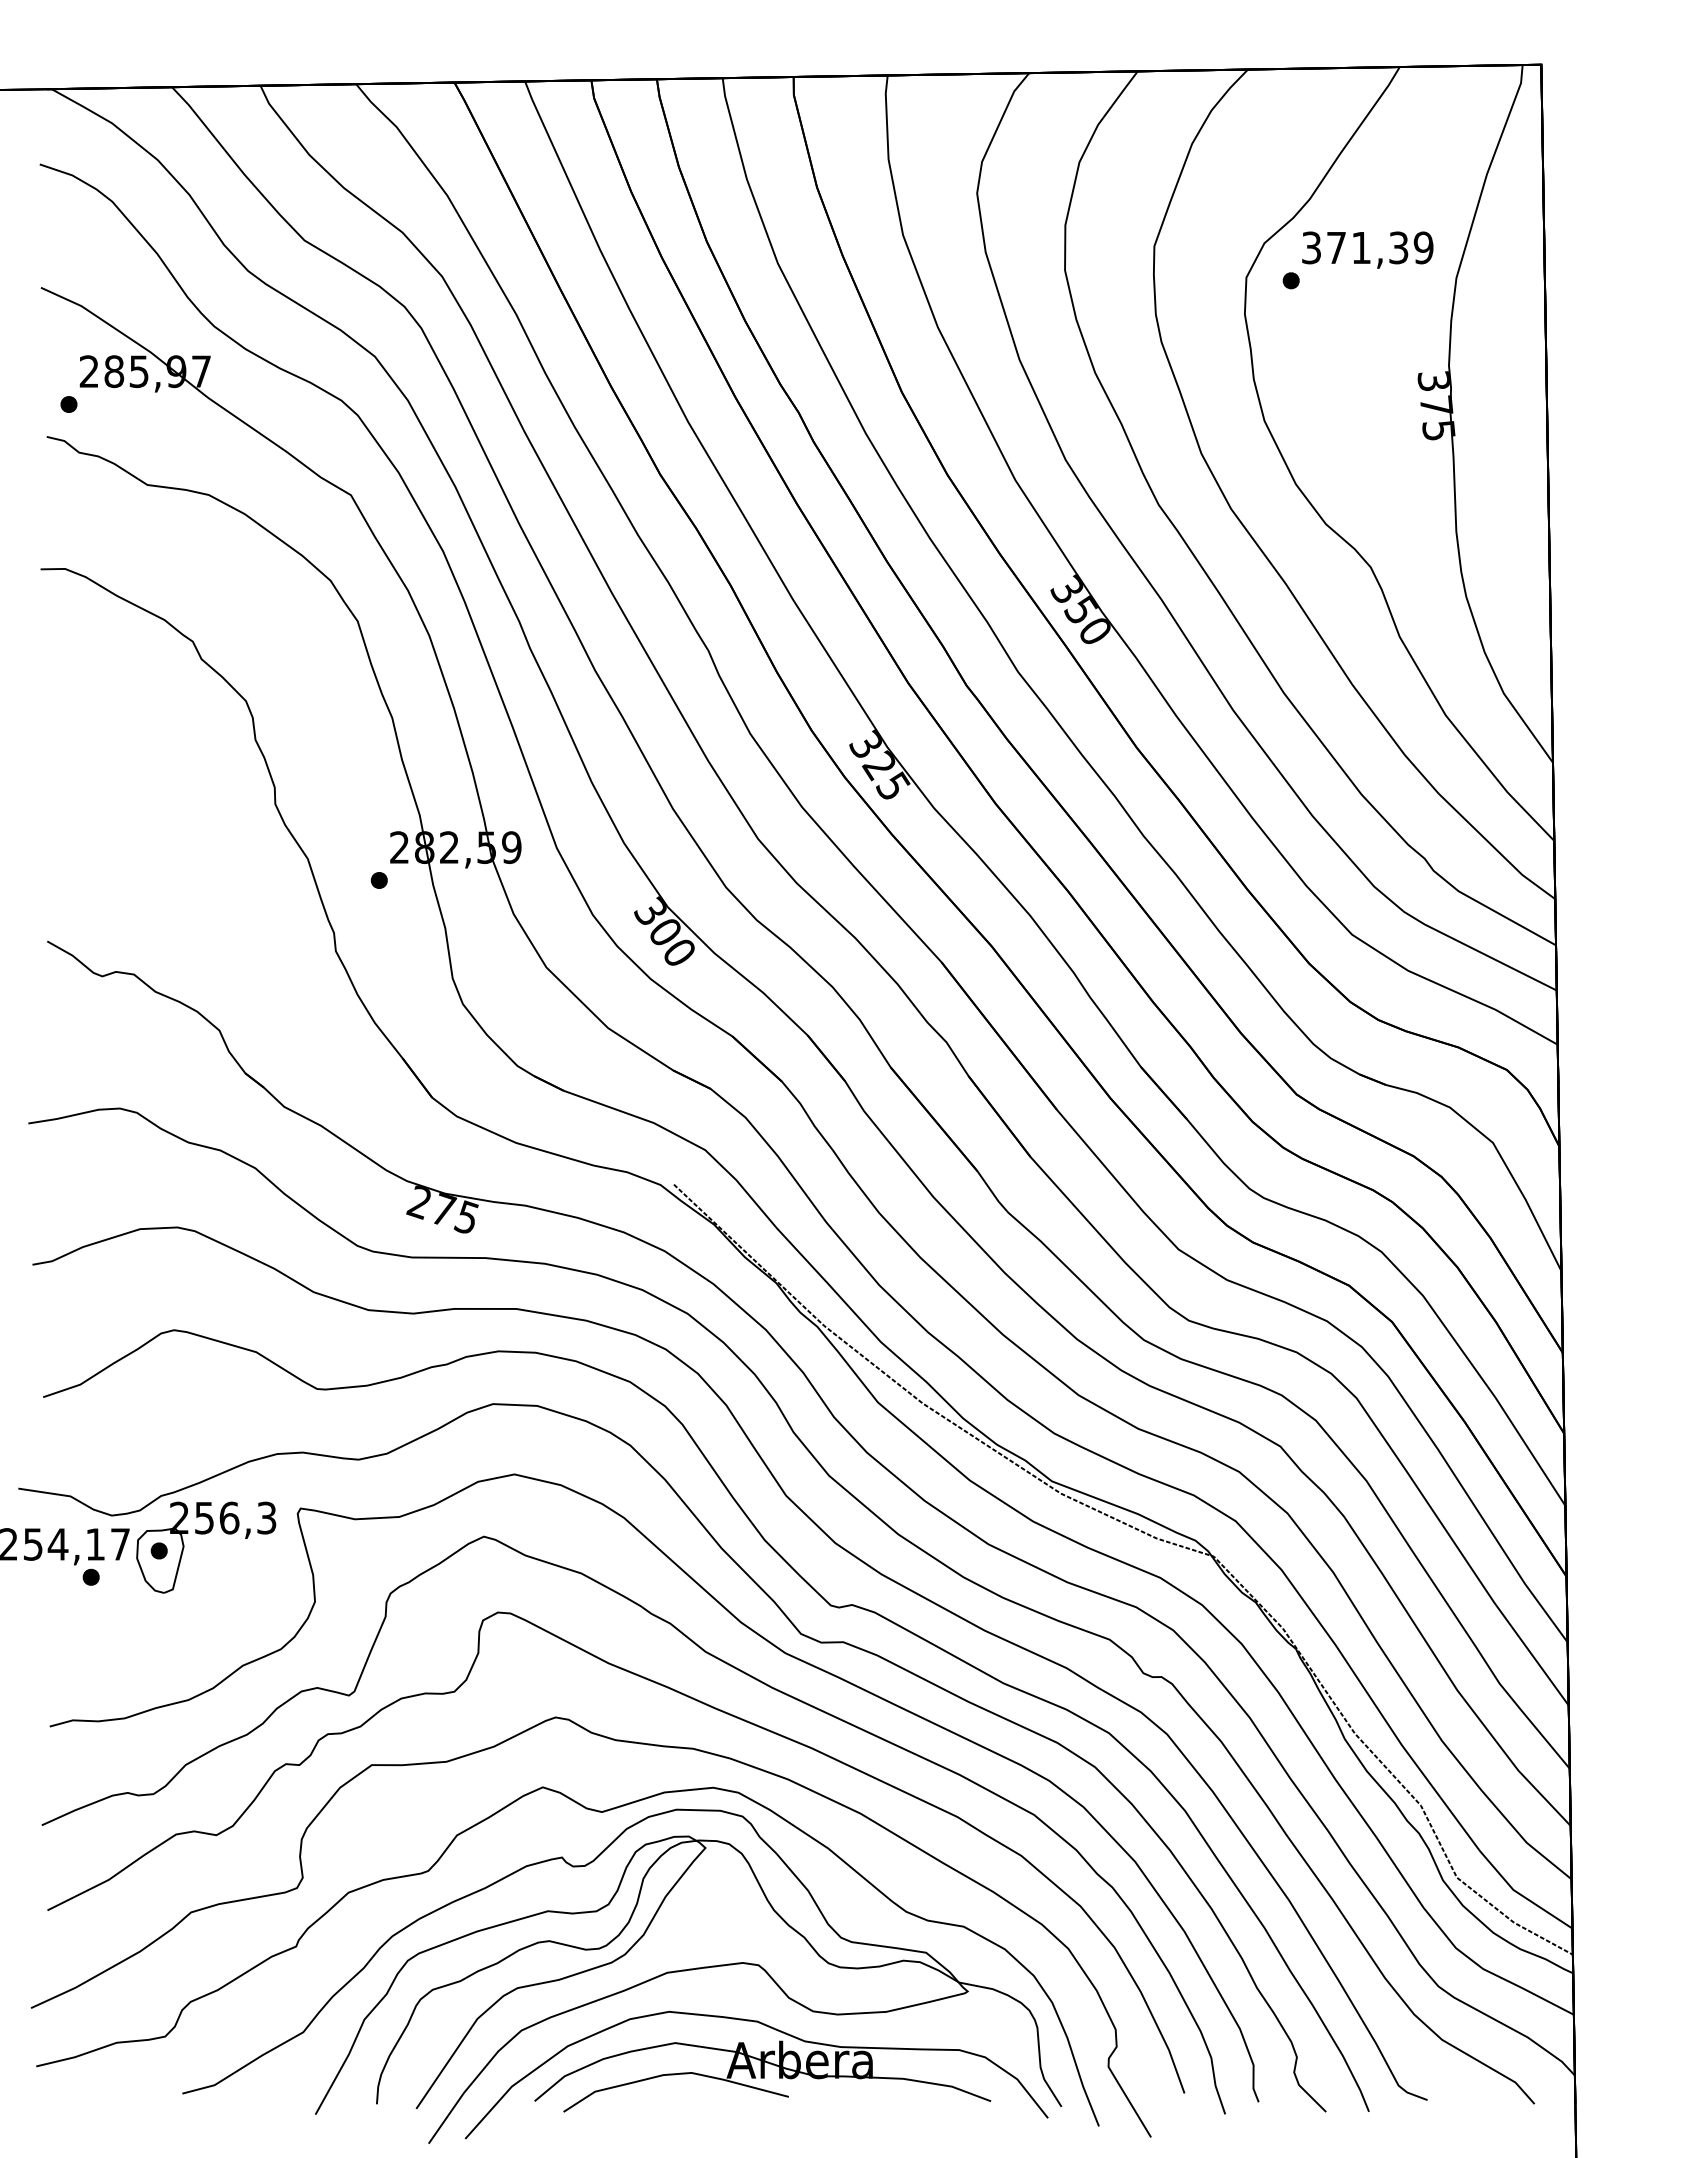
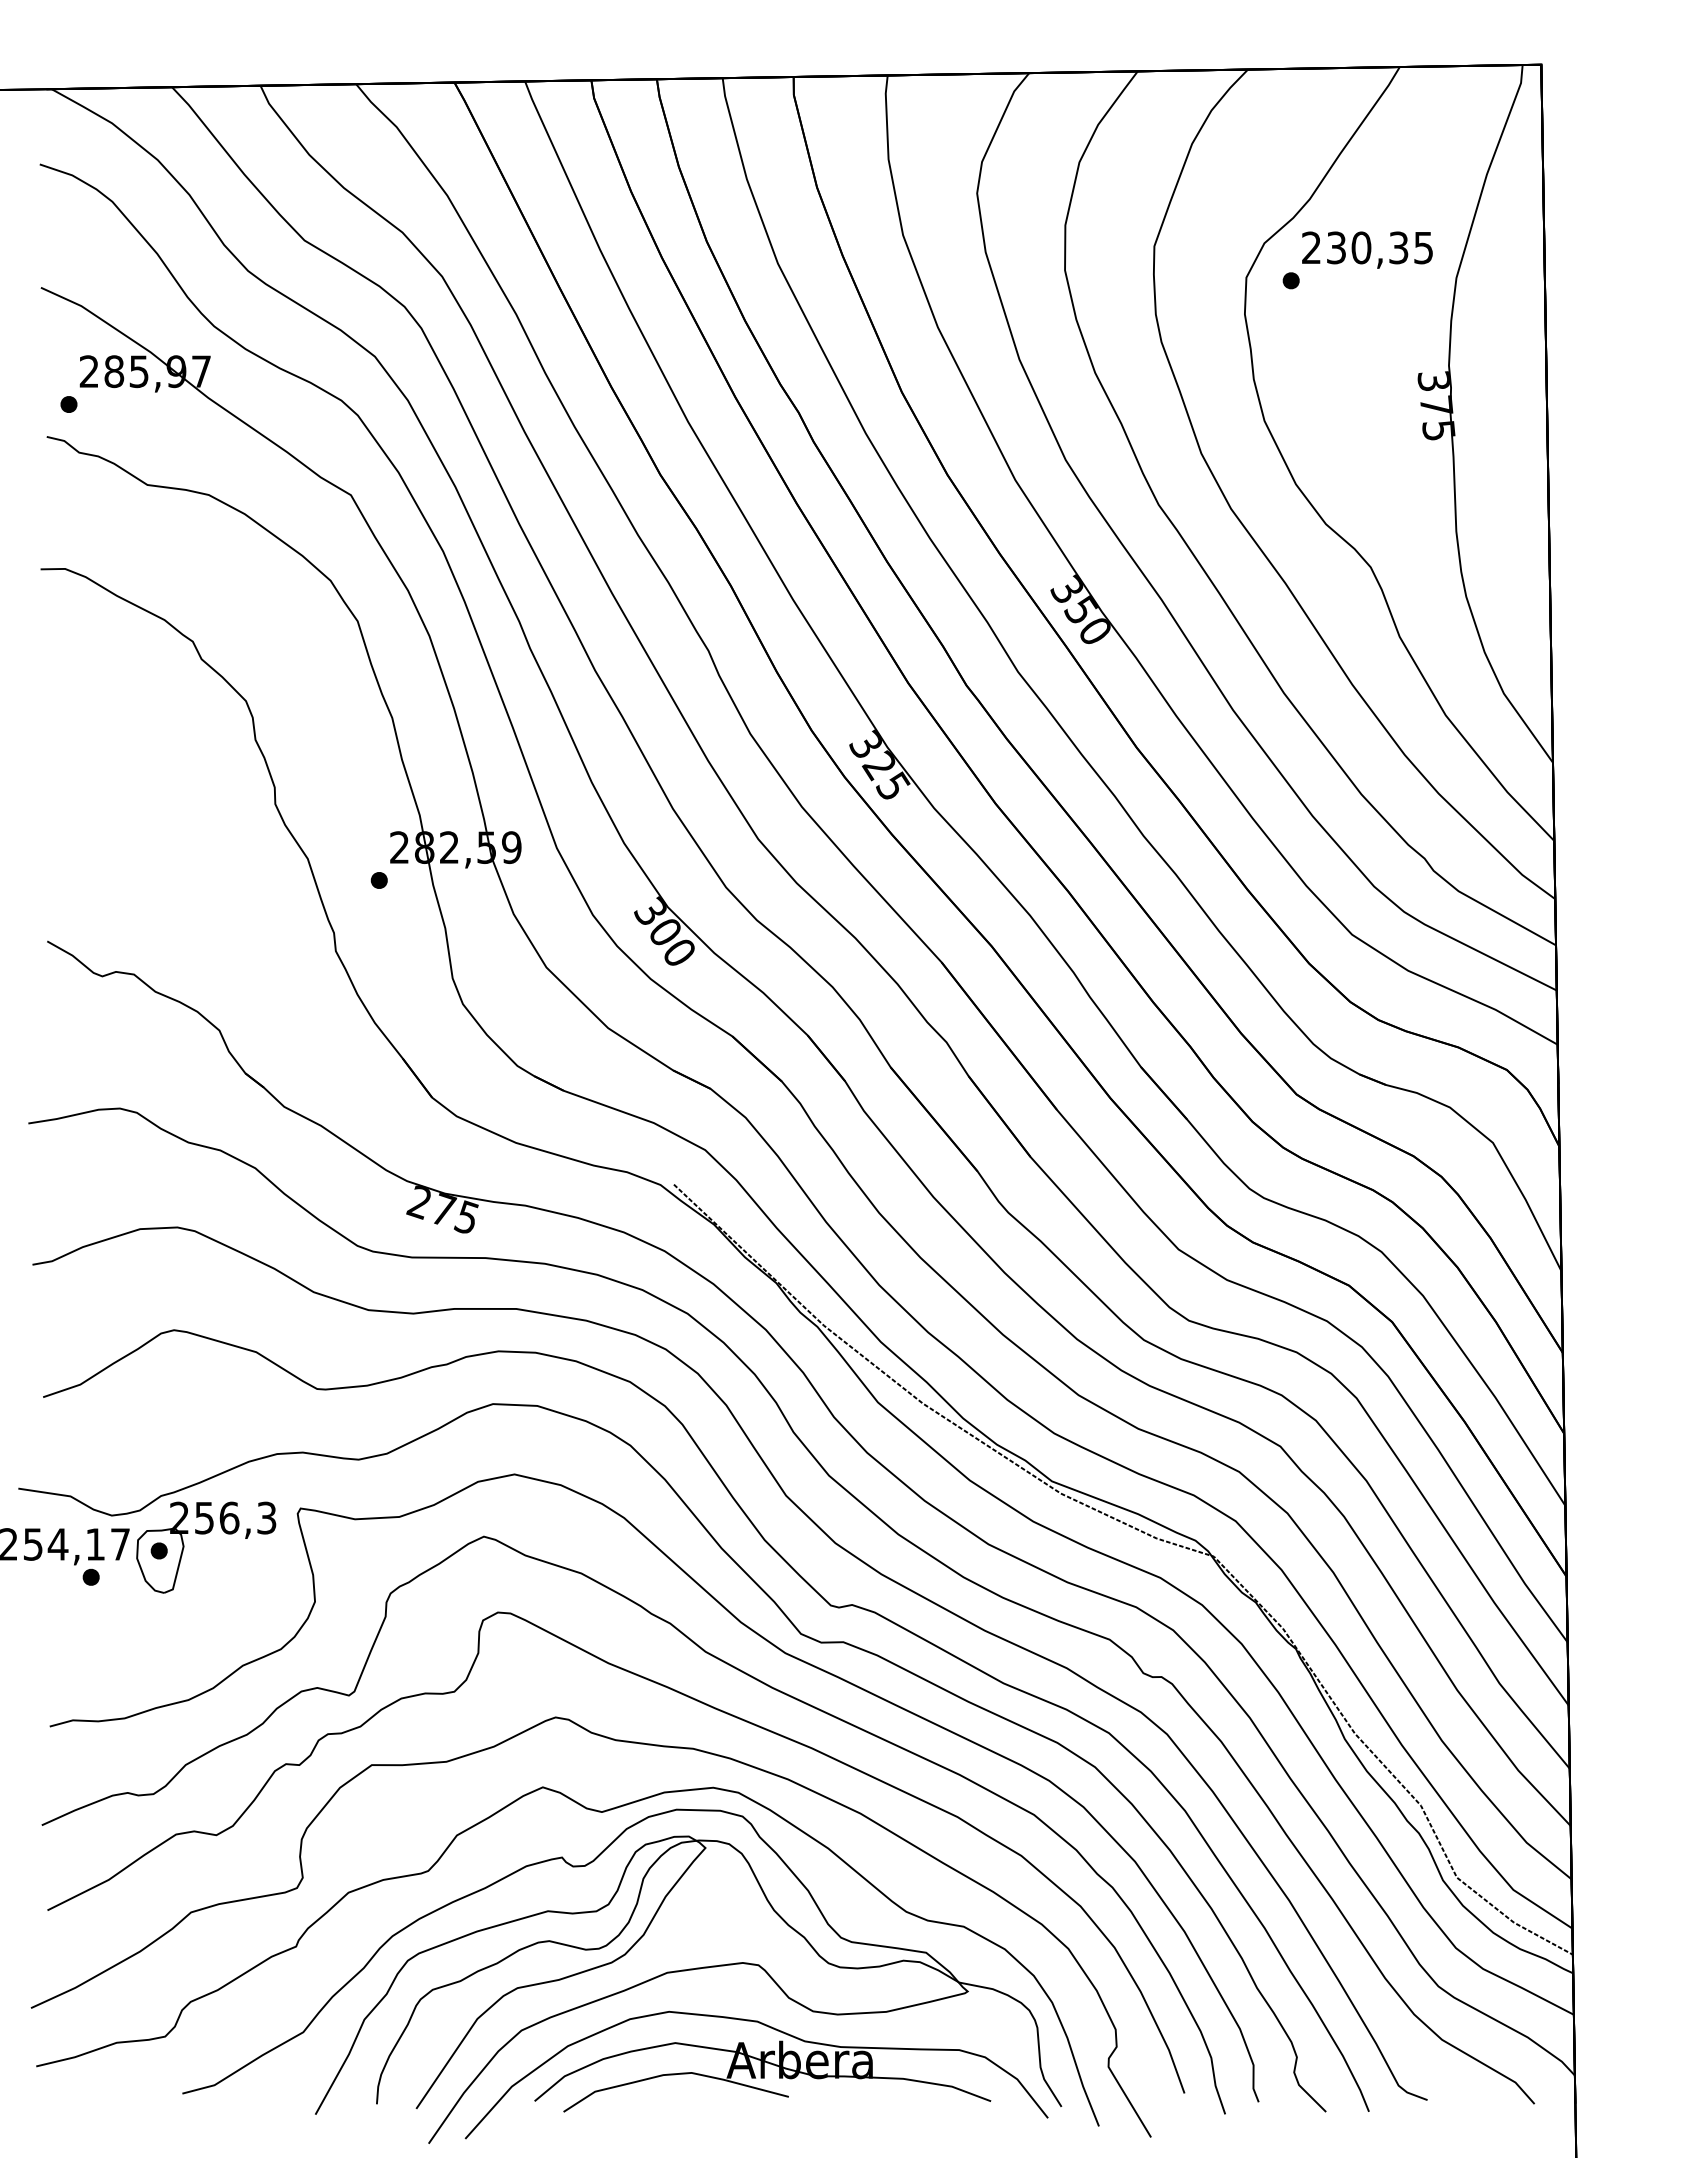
text: 371,39 -> 230,35 (1367, 247)
